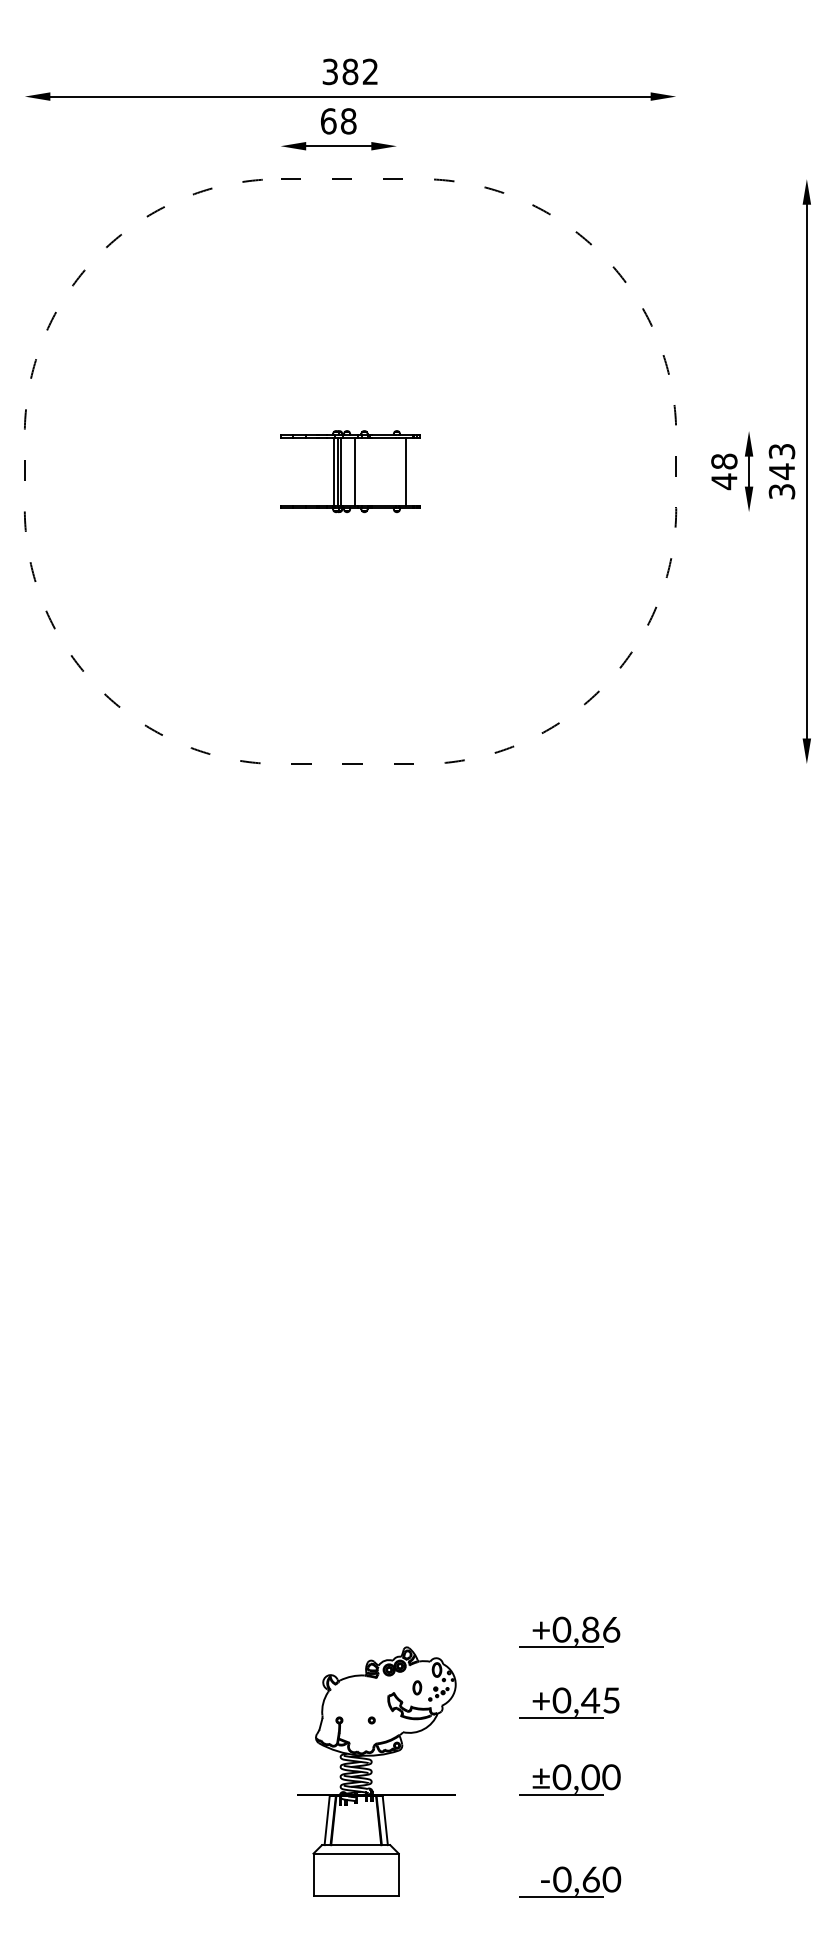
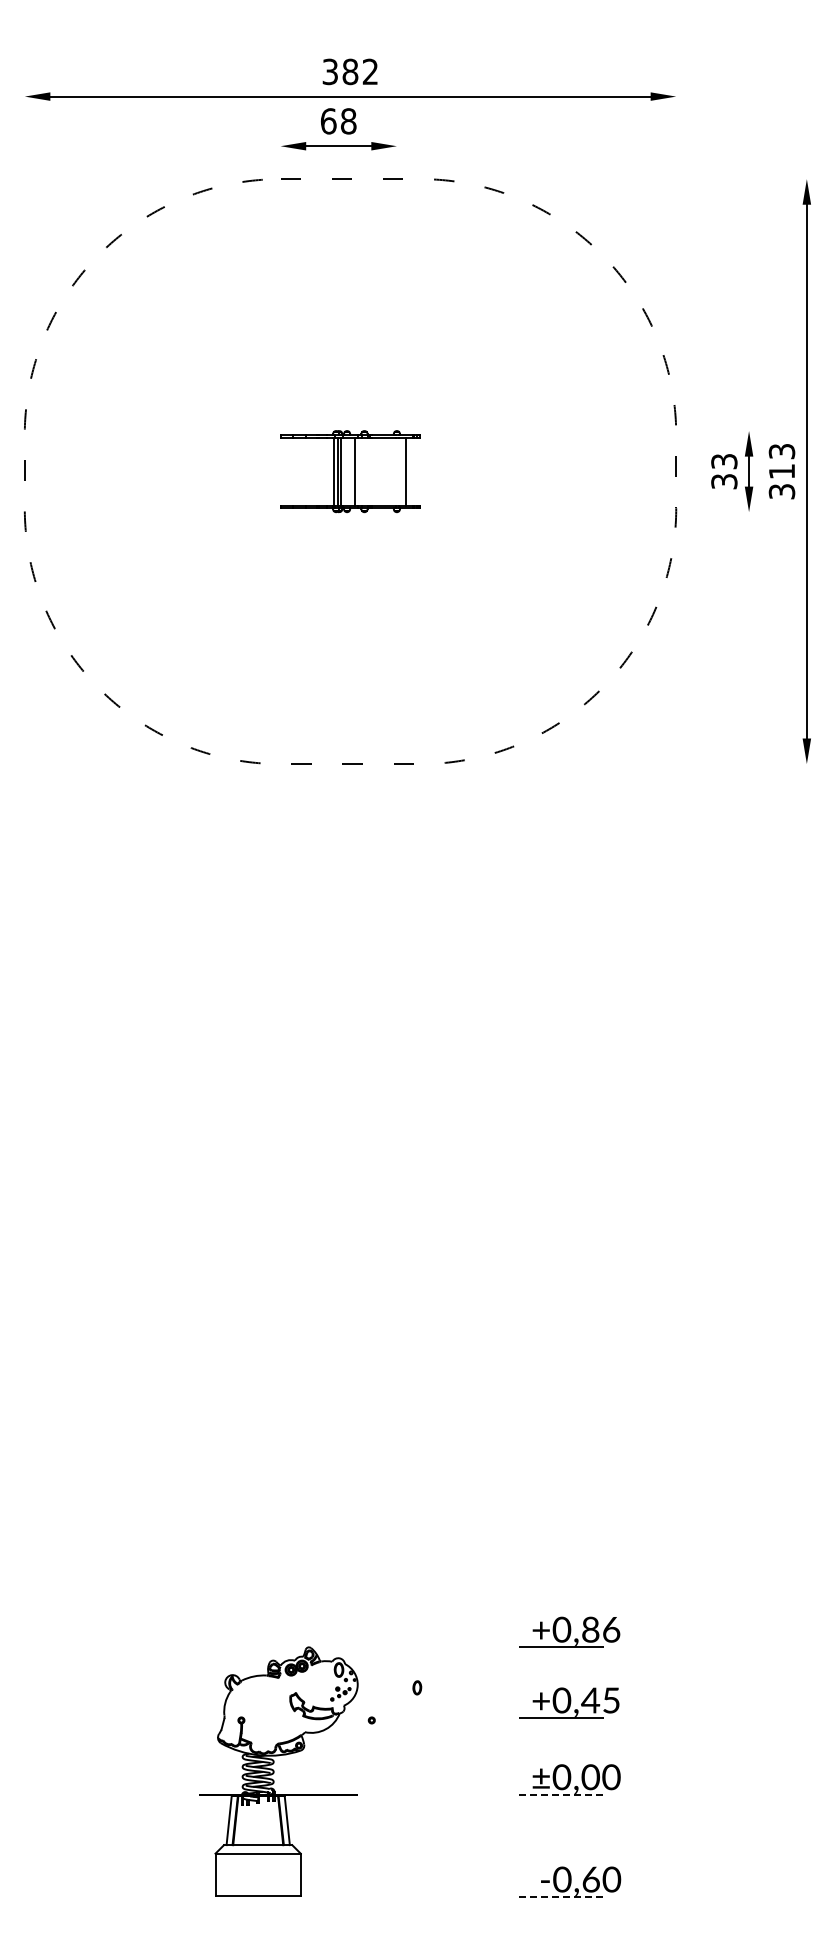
text: 48 -> 33 (724, 471)
text: 343 -> 313 (781, 471)
part position: (376, 1771) -> (278, 1771) (278, 1771)
line: solid -> dashed (561, 1794)
line: solid -> dashed (561, 1897)
